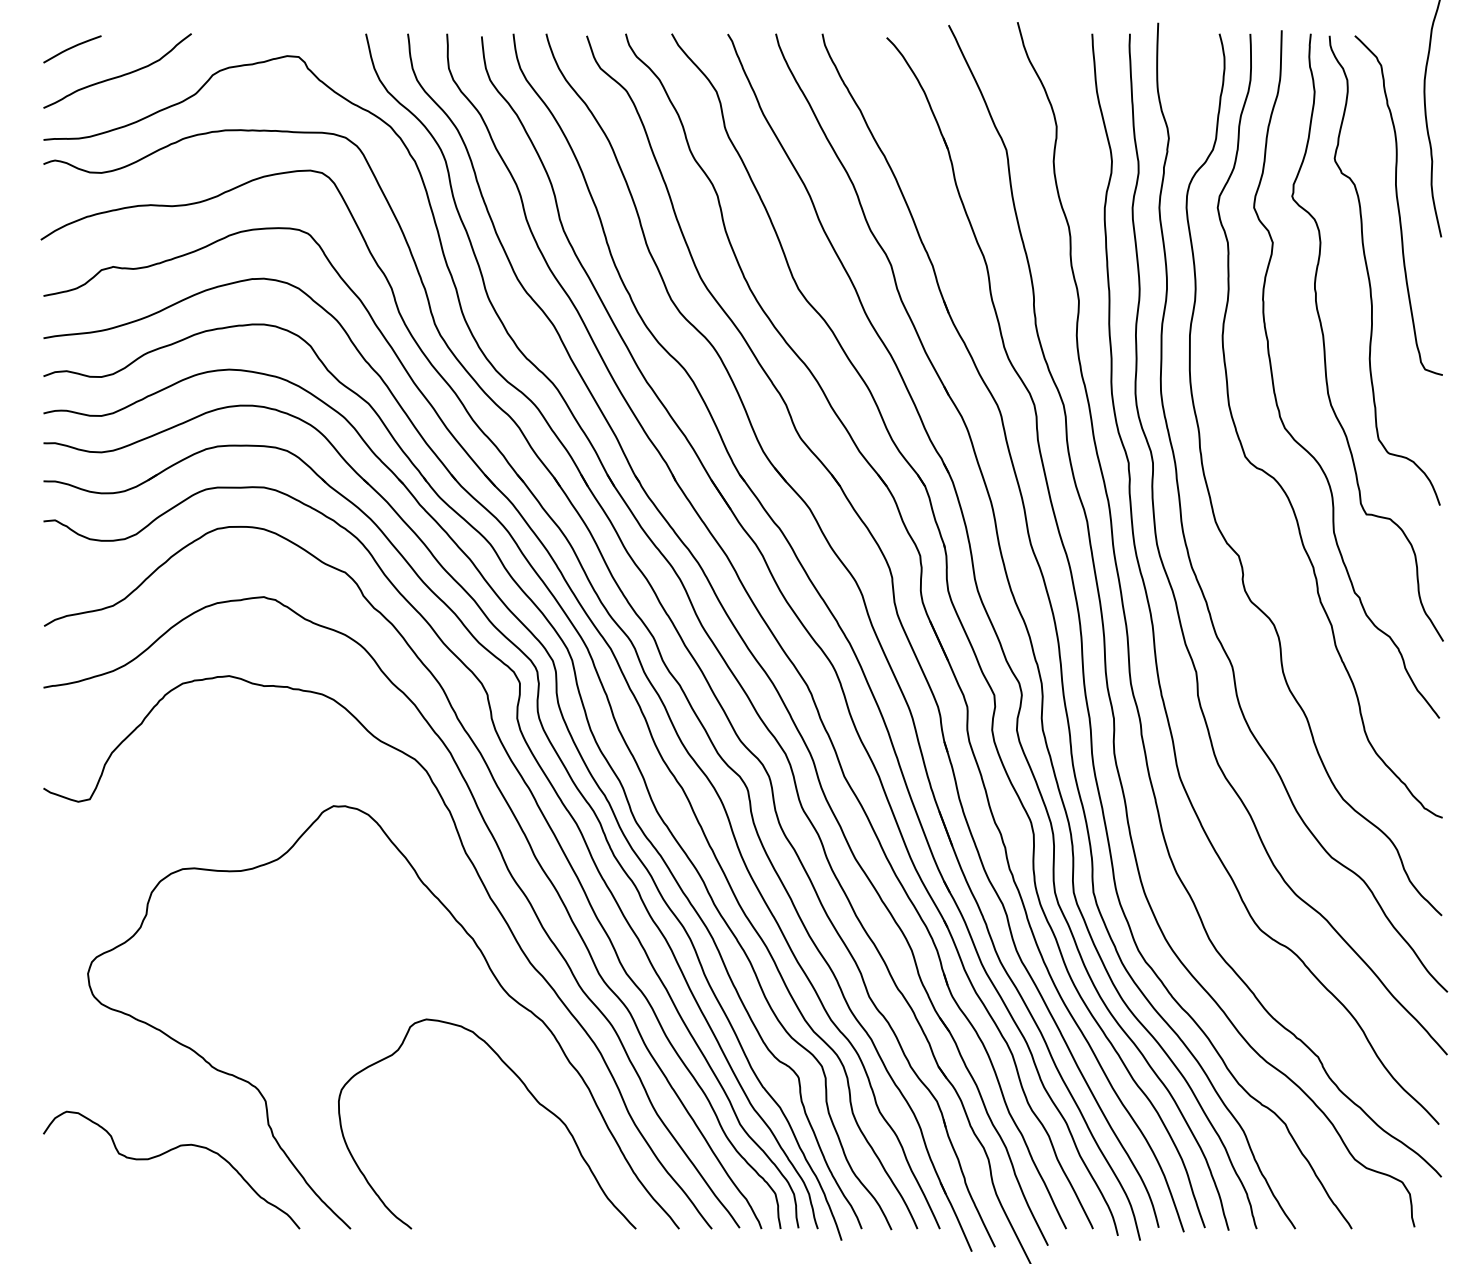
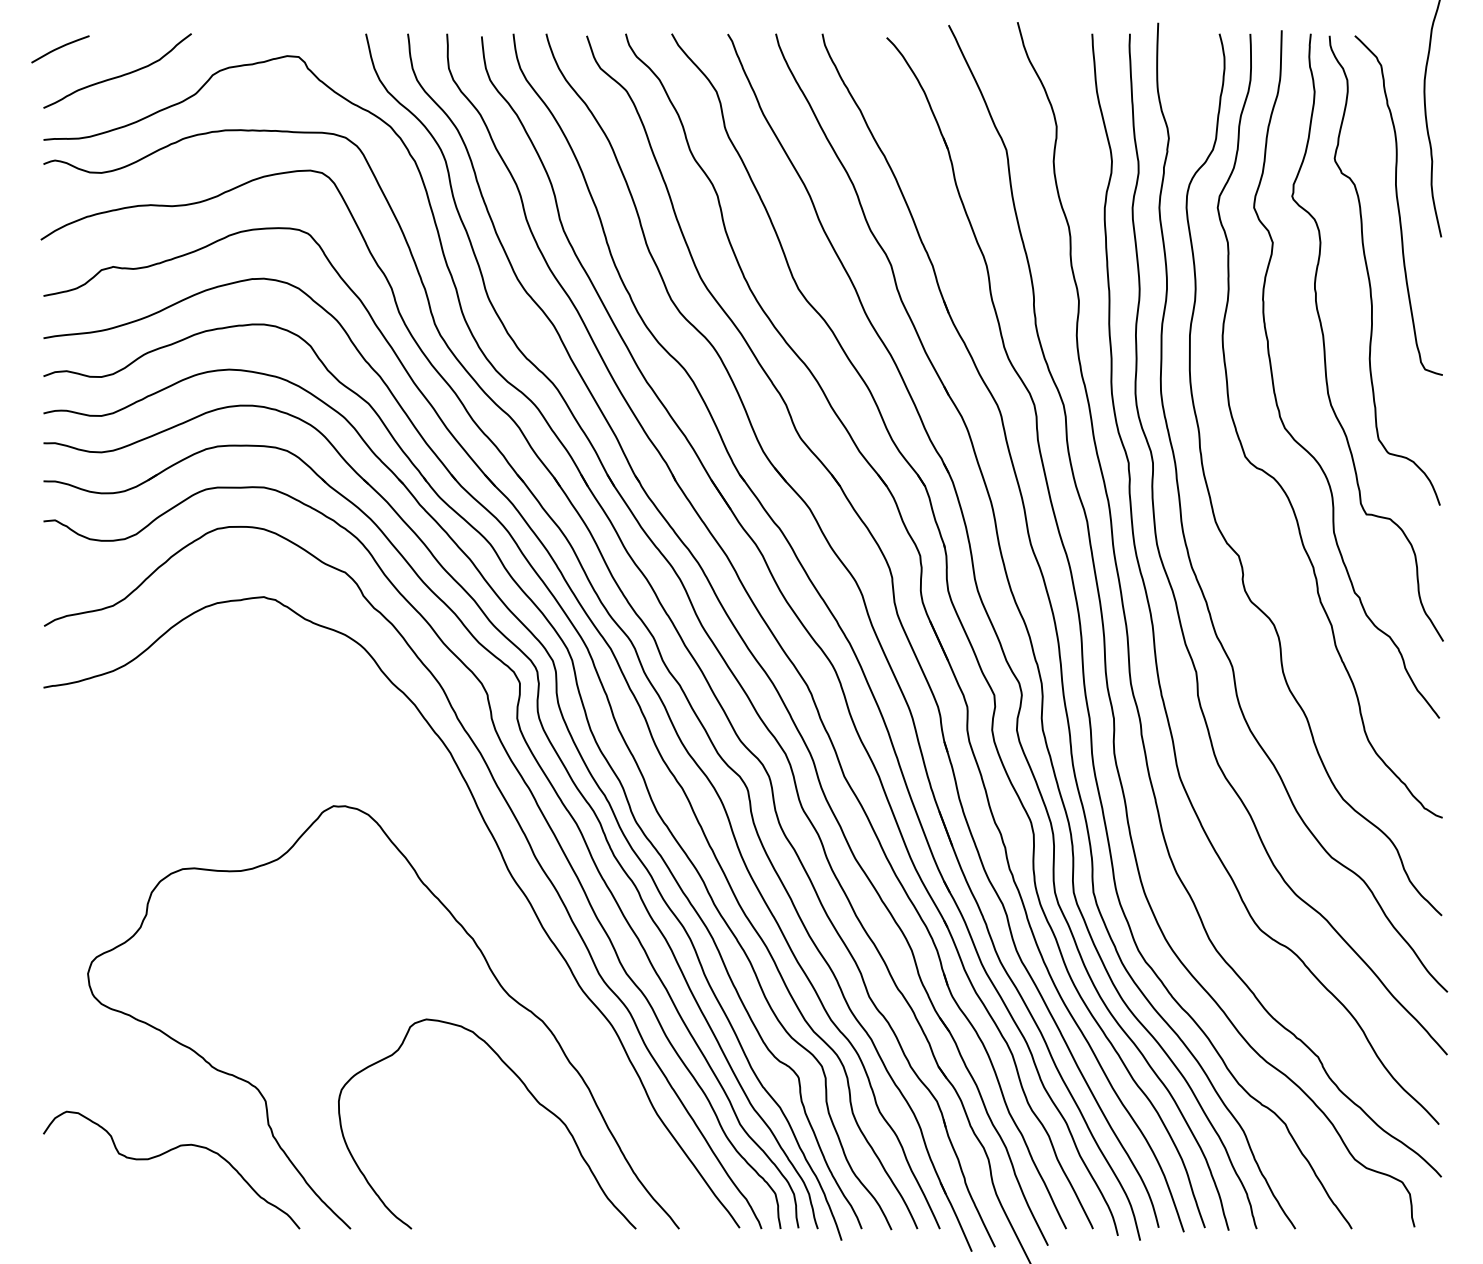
curve position: (72, 48) -> (60, 48) (60, 48)
curve: present -> none (488, 896)
